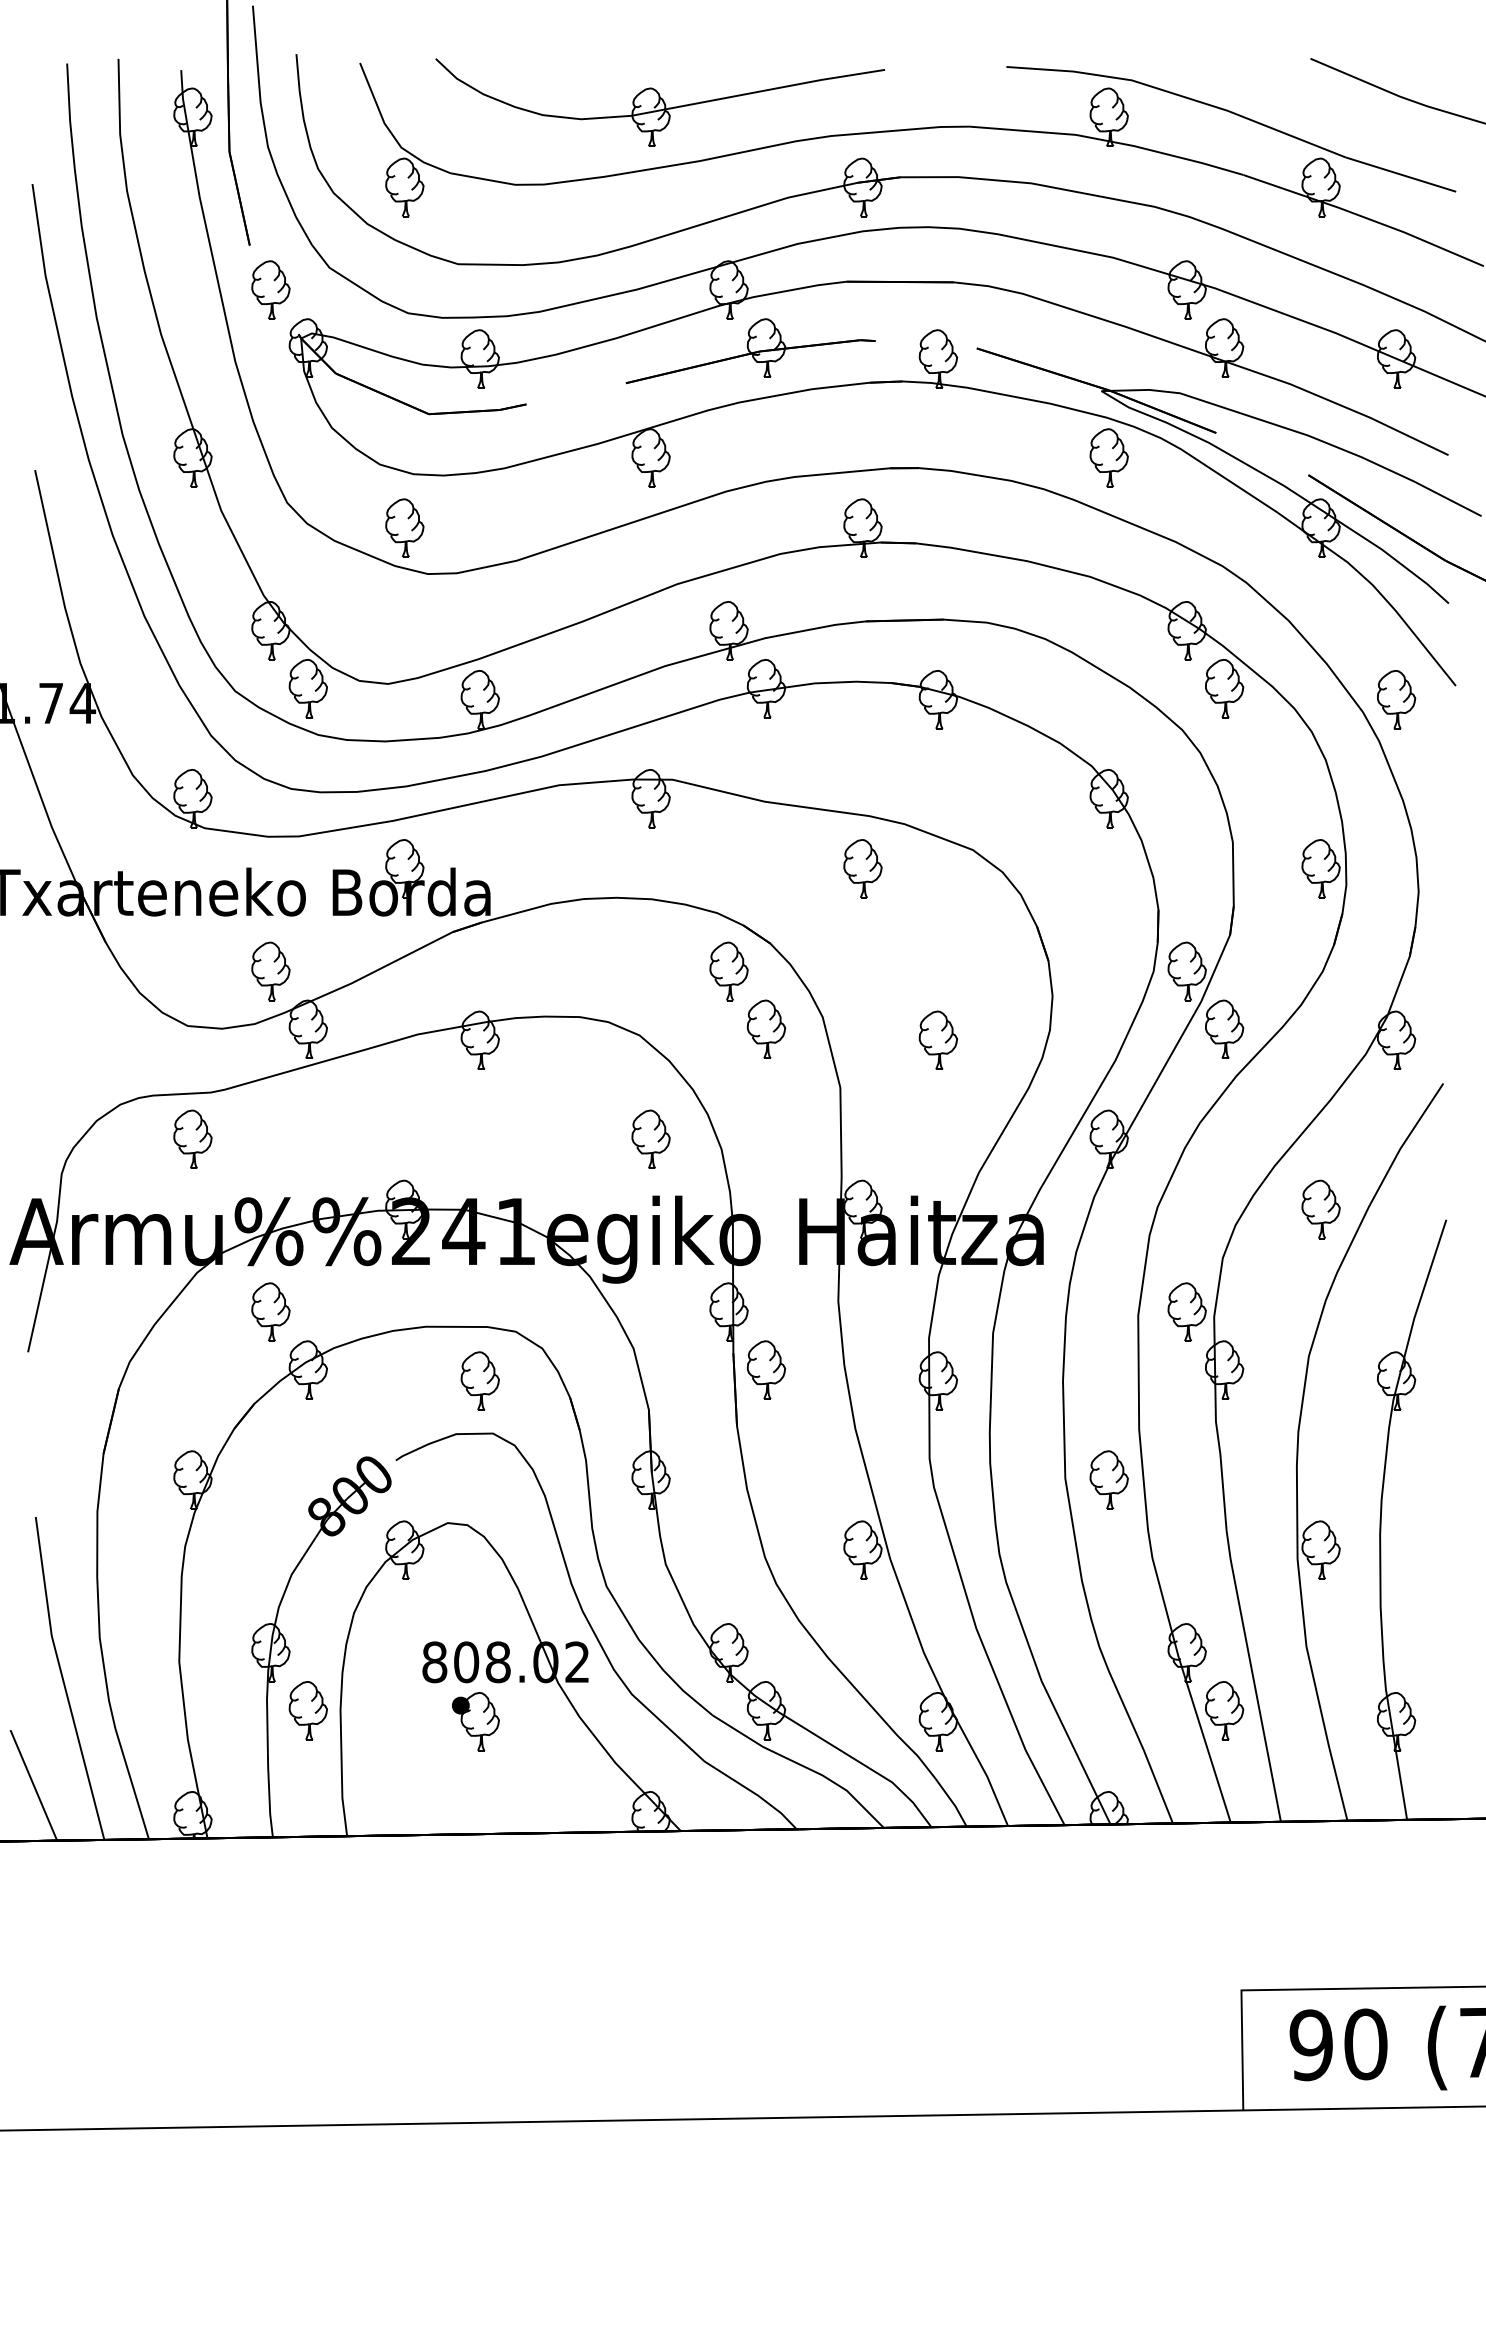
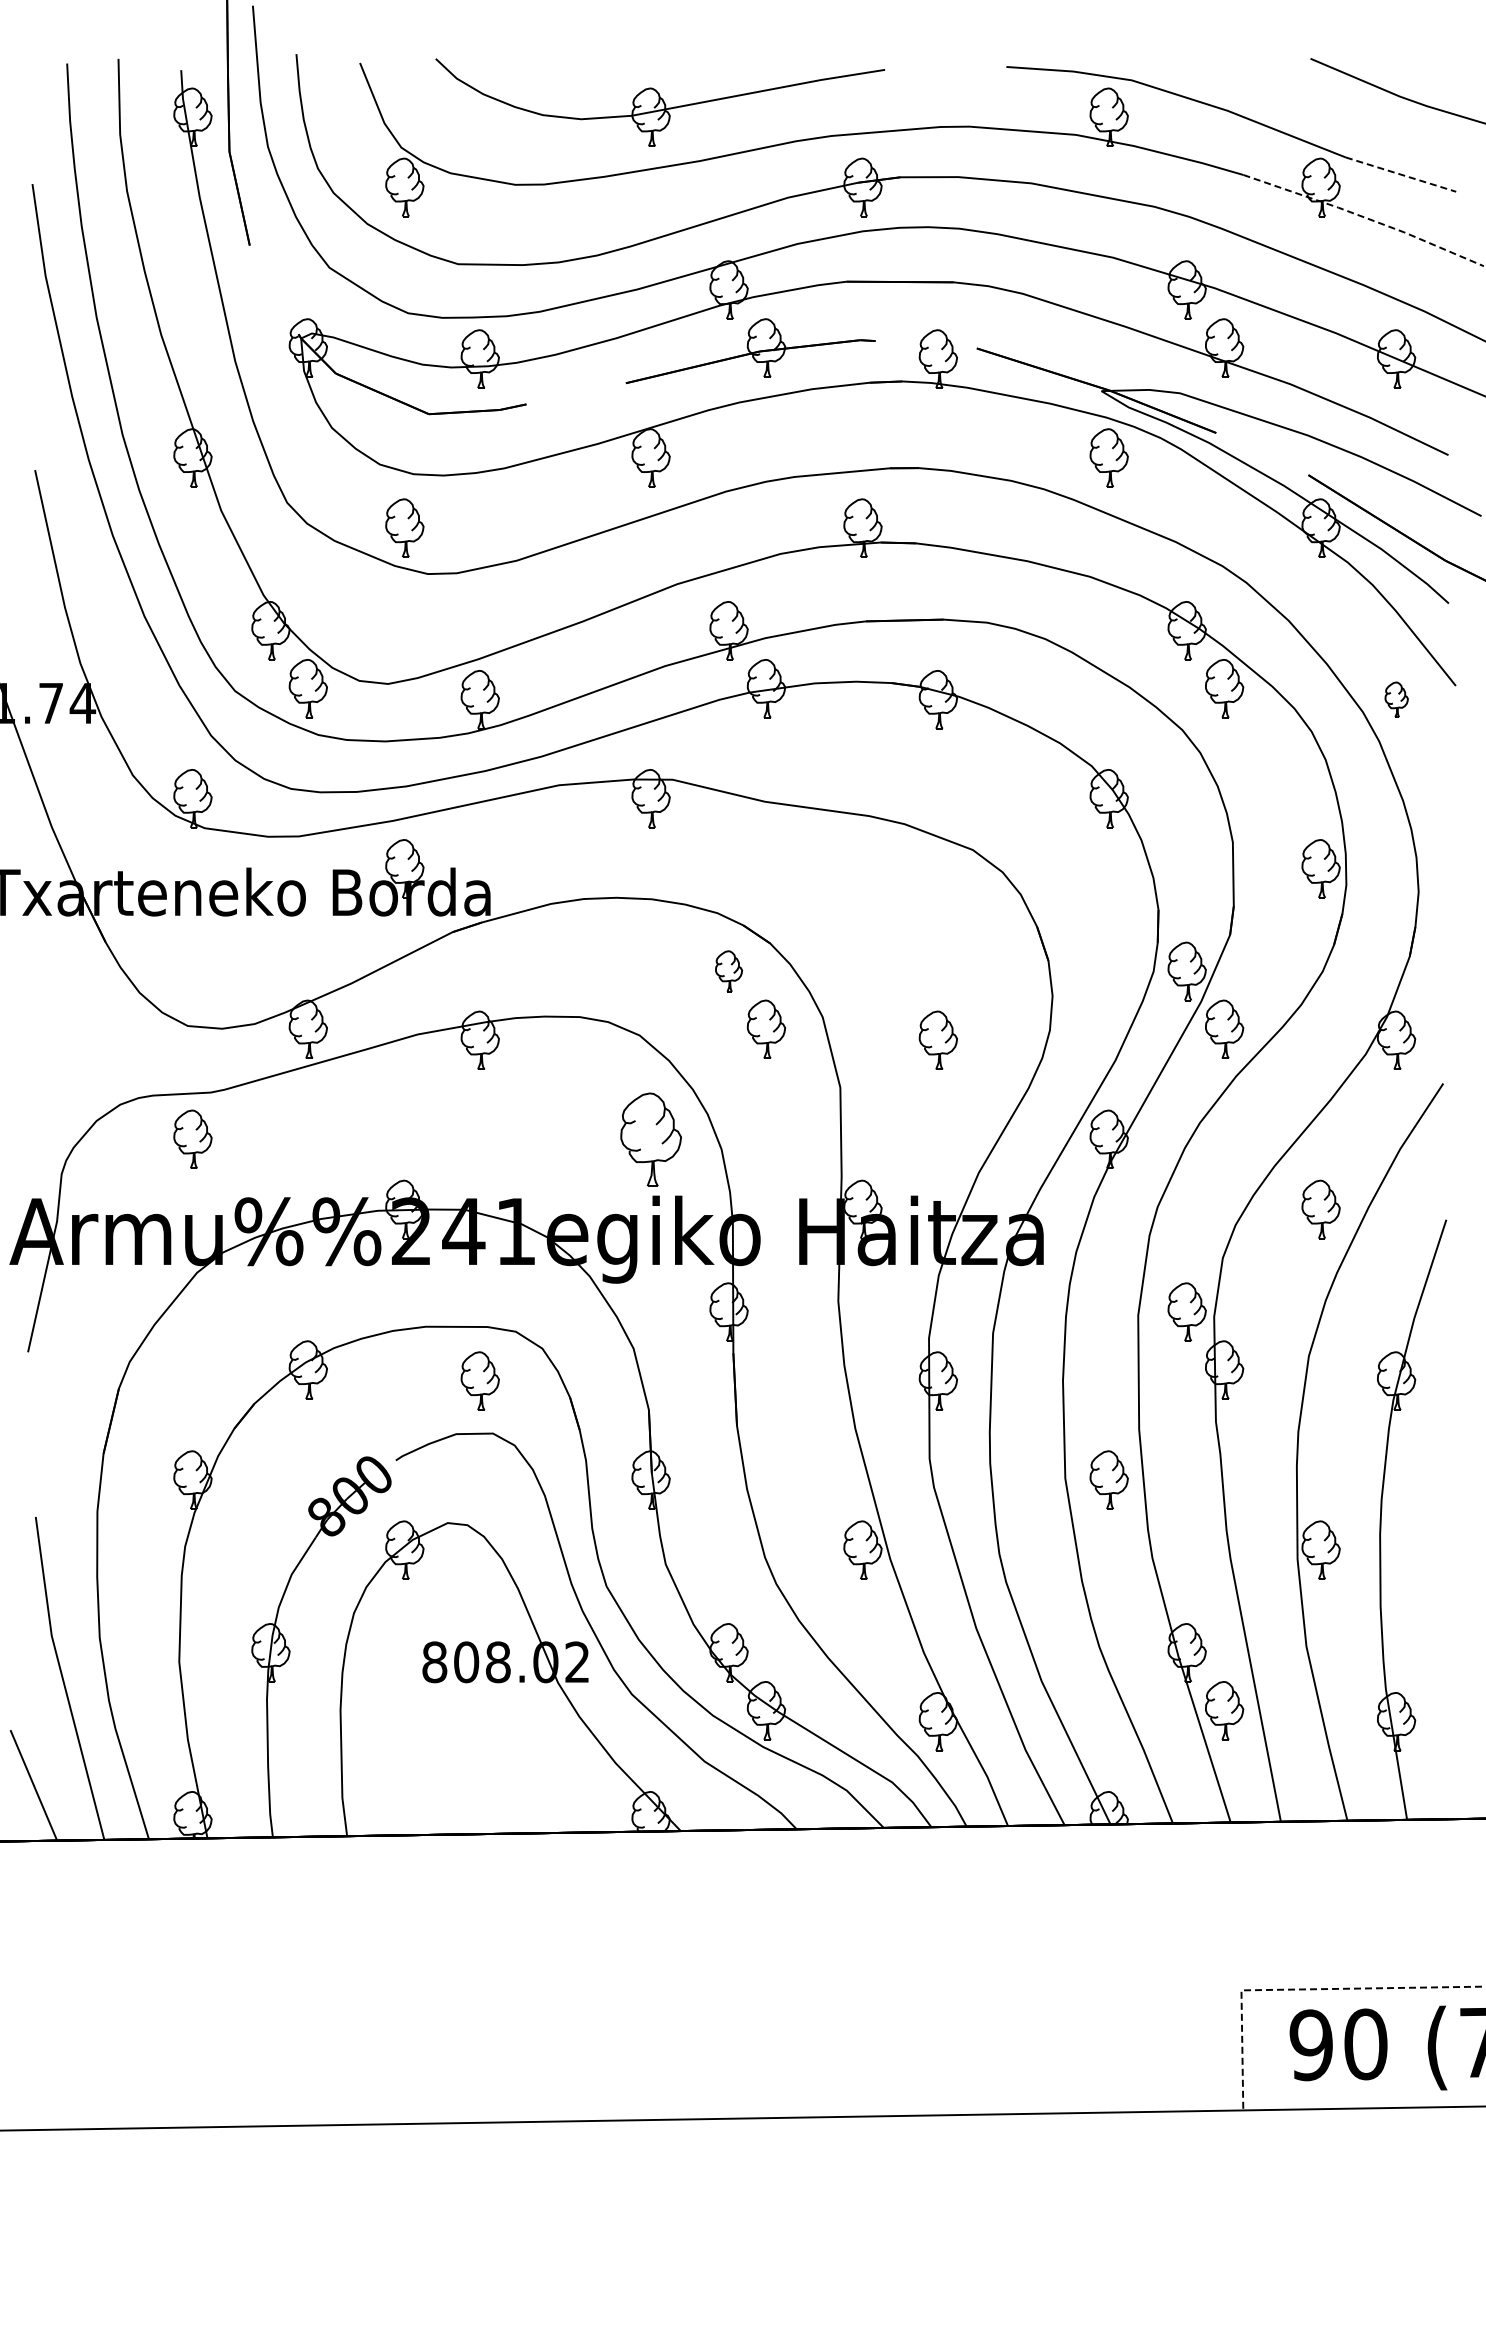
line: solid -> dashed (1401, 174)
line: solid -> dashed (1365, 217)
part: present -> none (270, 289)
part size: 40x60 px -> 25x37 px (1396, 699)
part: present -> none (862, 868)
part: present -> none (270, 971)
part size: 40x61 px -> 29x43 px (729, 971)
part size: 40x60 px -> 62x95 px (650, 1139)
part: present -> none (270, 1311)
part: present -> none (766, 1369)
part: present -> none (307, 1710)
part: present -> none (475, 1721)
line: solid -> dashed (1302, 1989)
